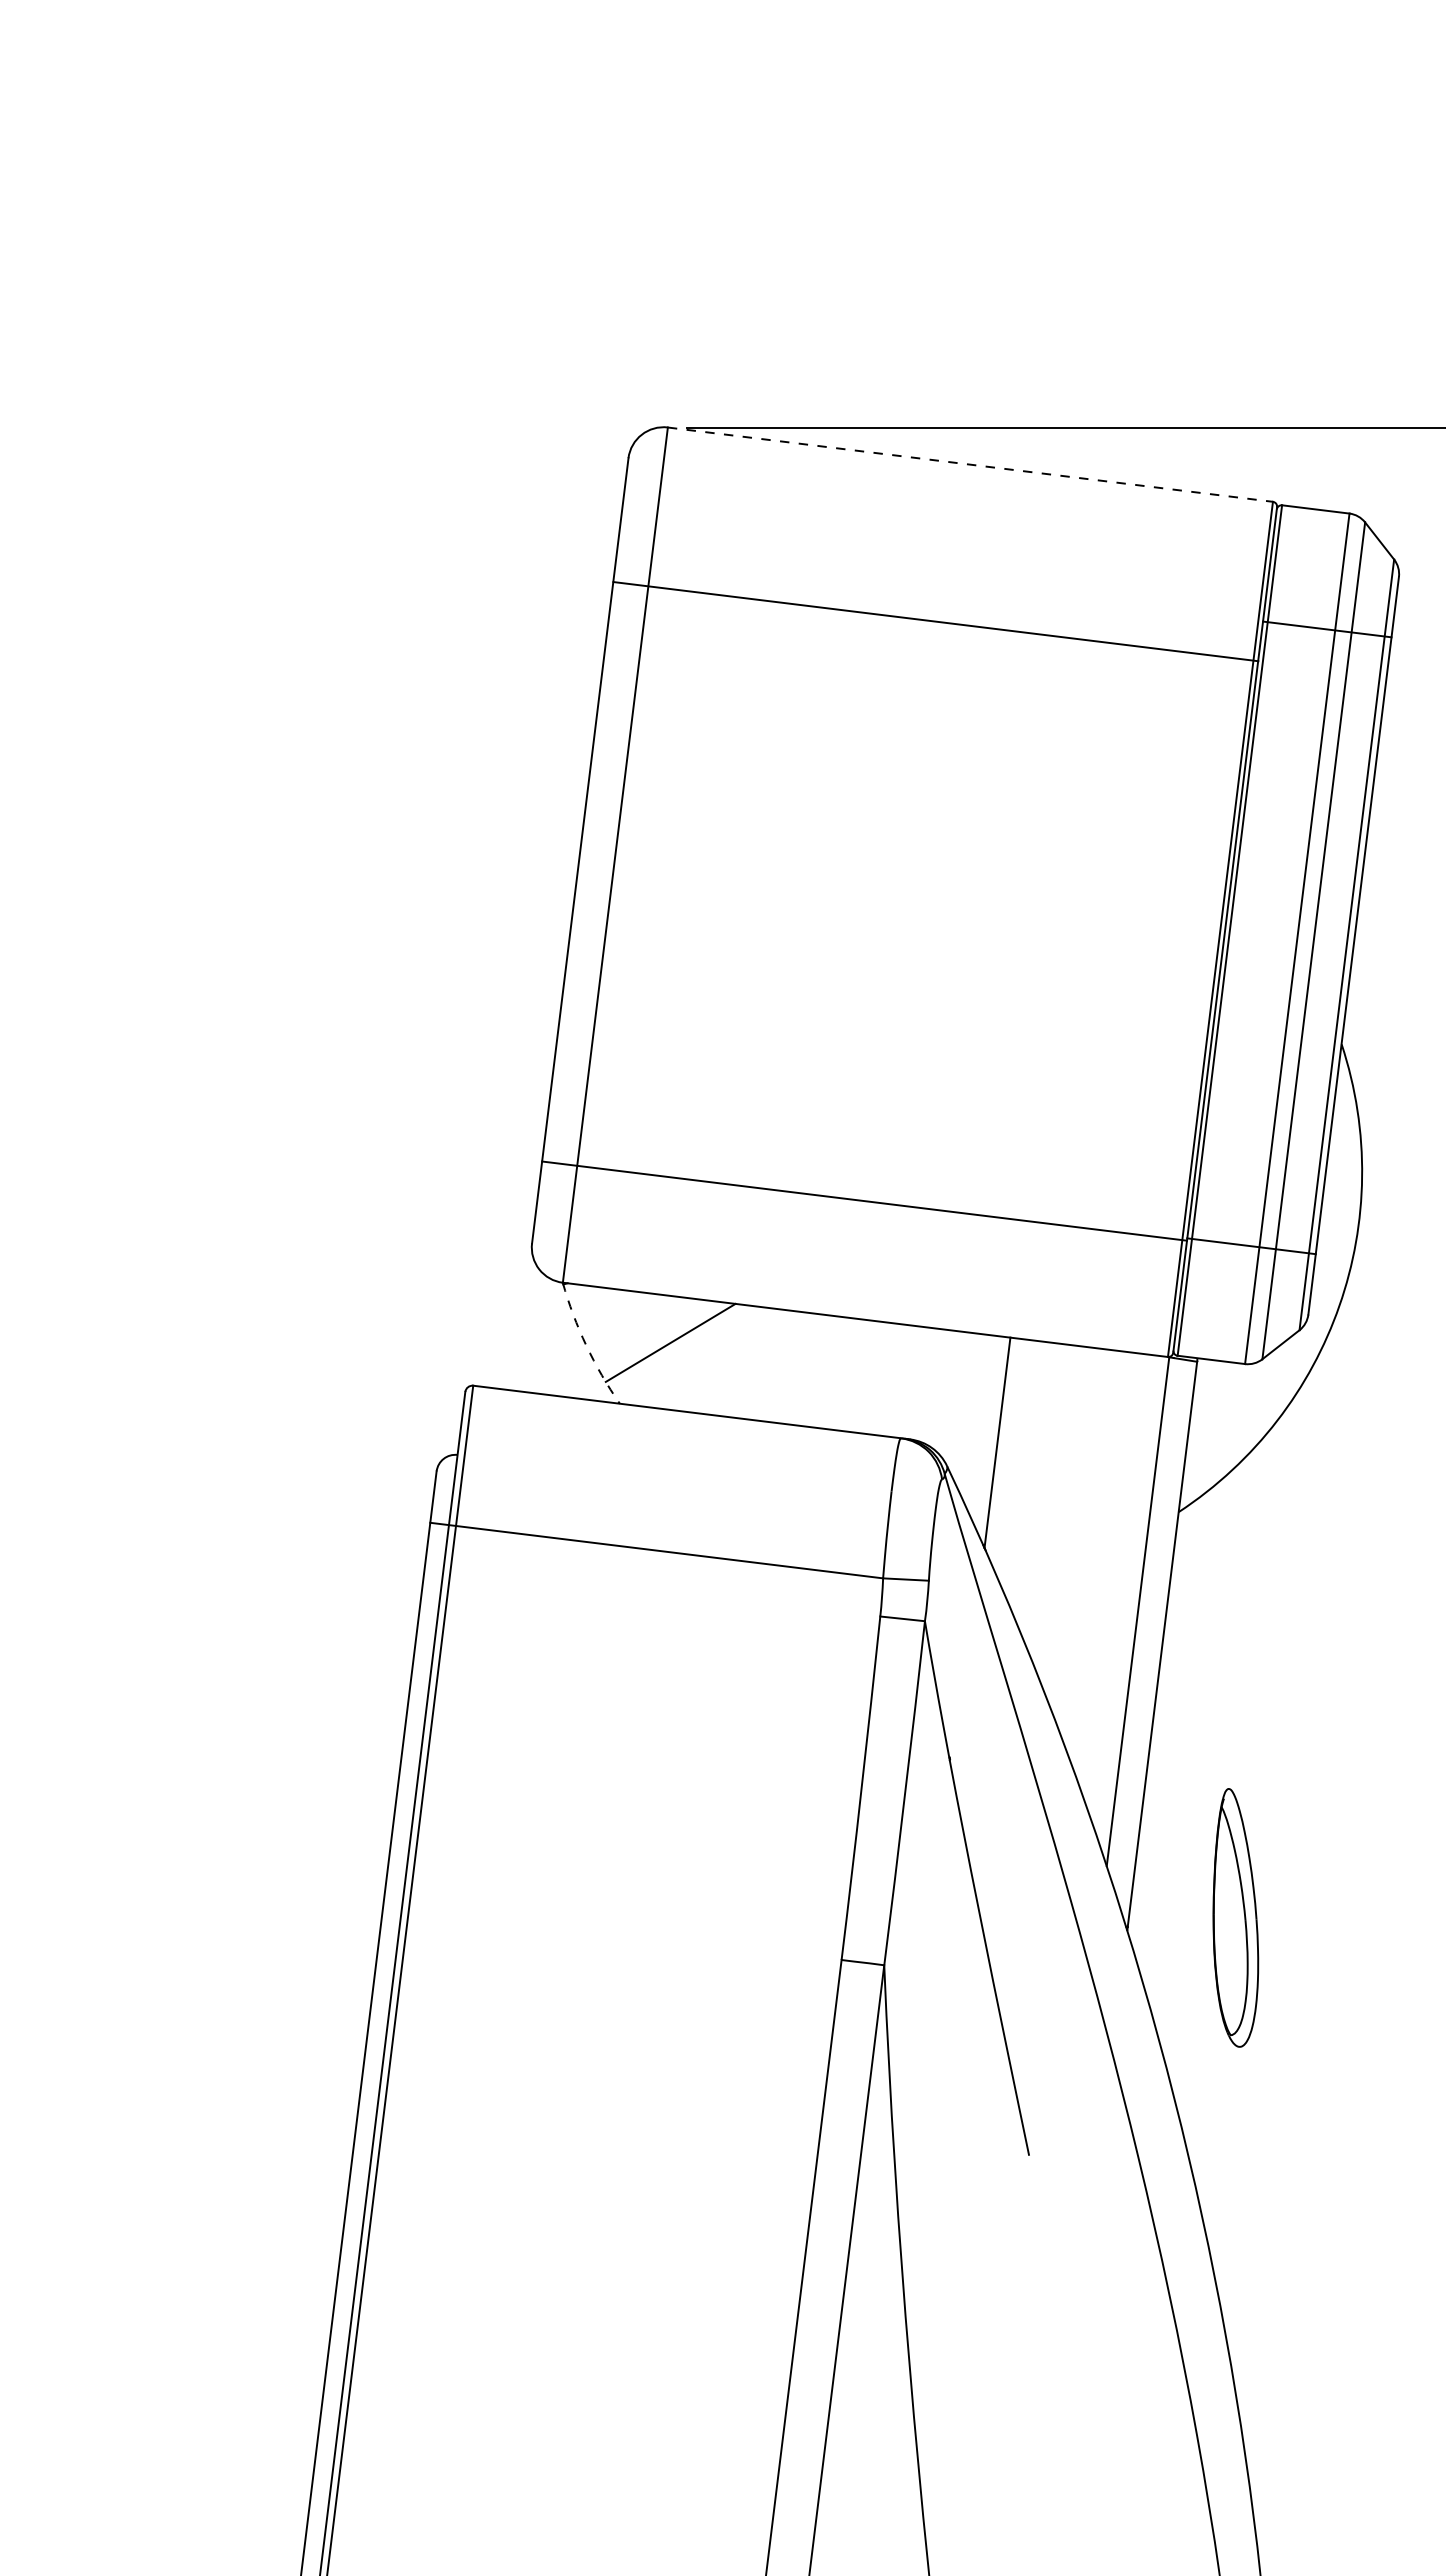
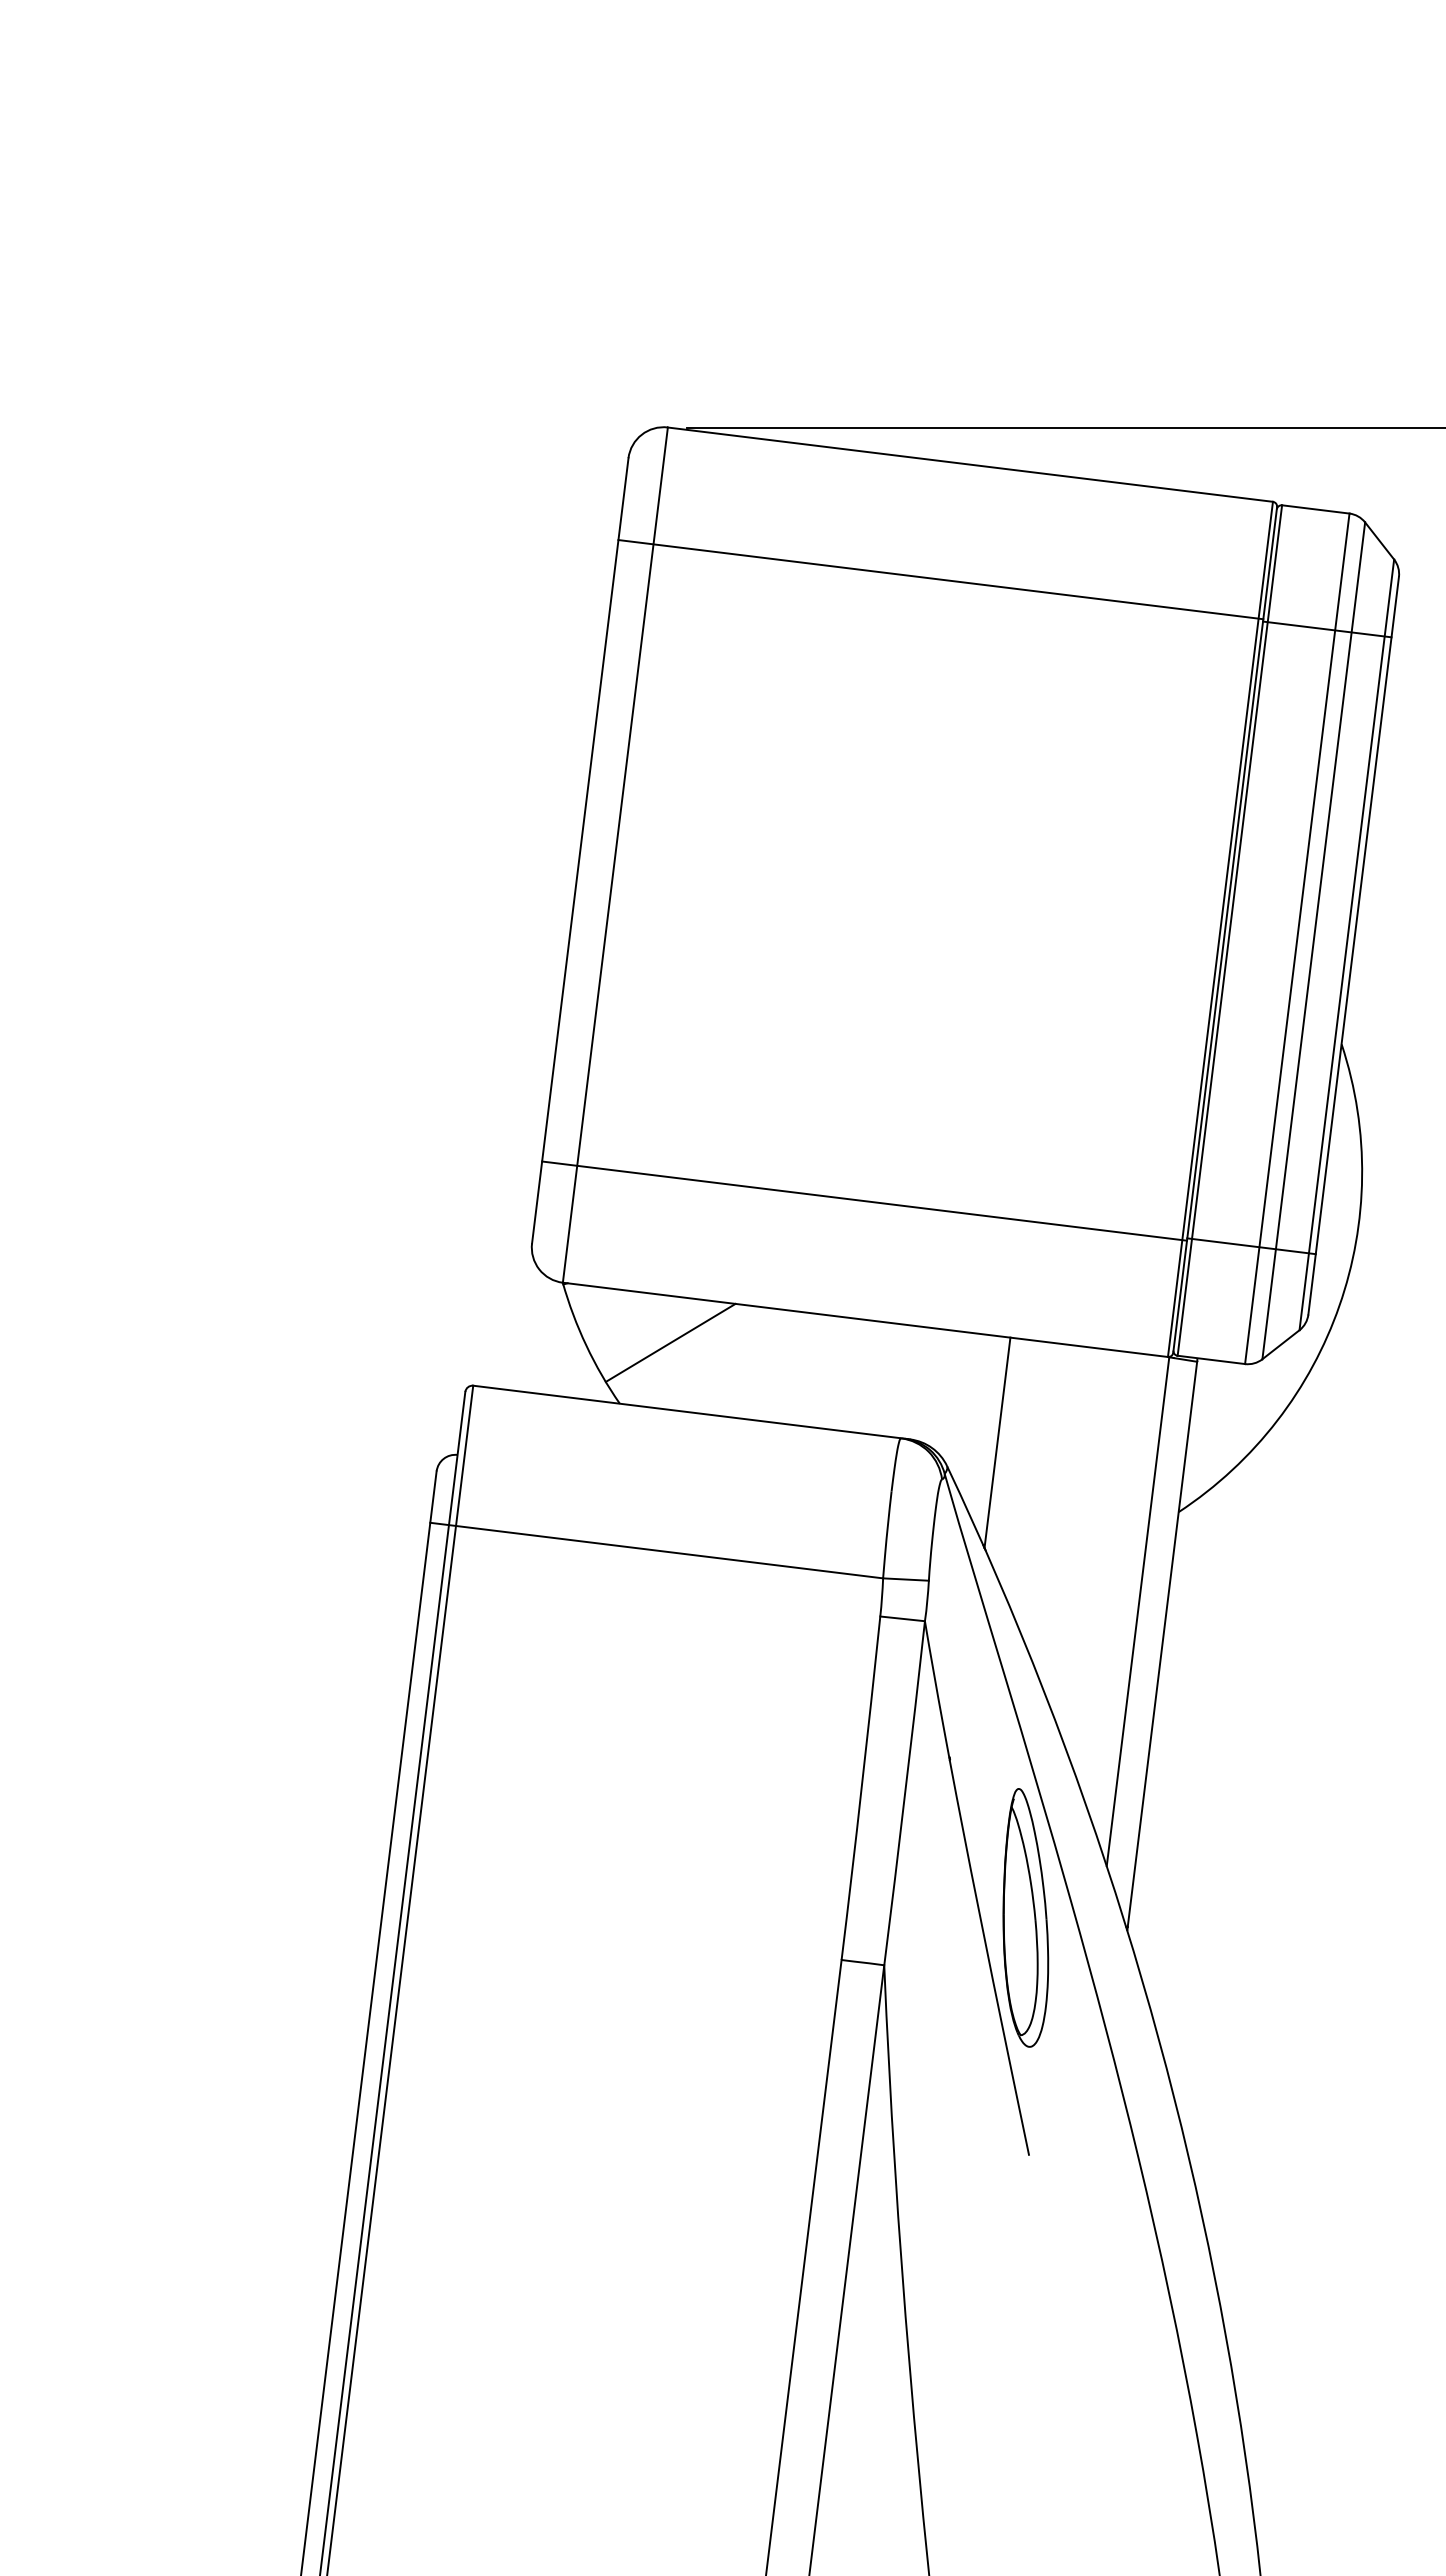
line: dashed -> solid (970, 464)
line position: (935, 621) -> (940, 579) (940, 579)
arc: dashed -> solid (586, 1345)
part position: (1235, 1917) -> (1025, 1917) (1025, 1917)
